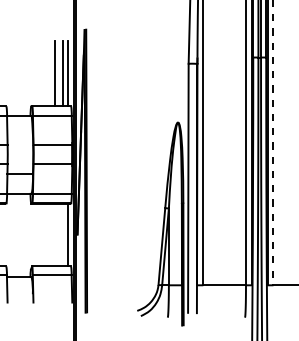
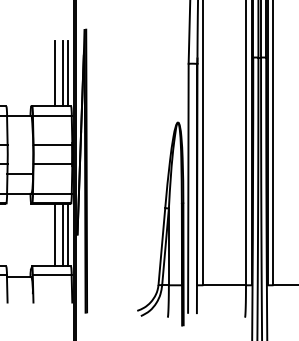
line: dashed -> solid (273, 143)
line: none -> present (54, 234)
line: none -> present (63, 234)
